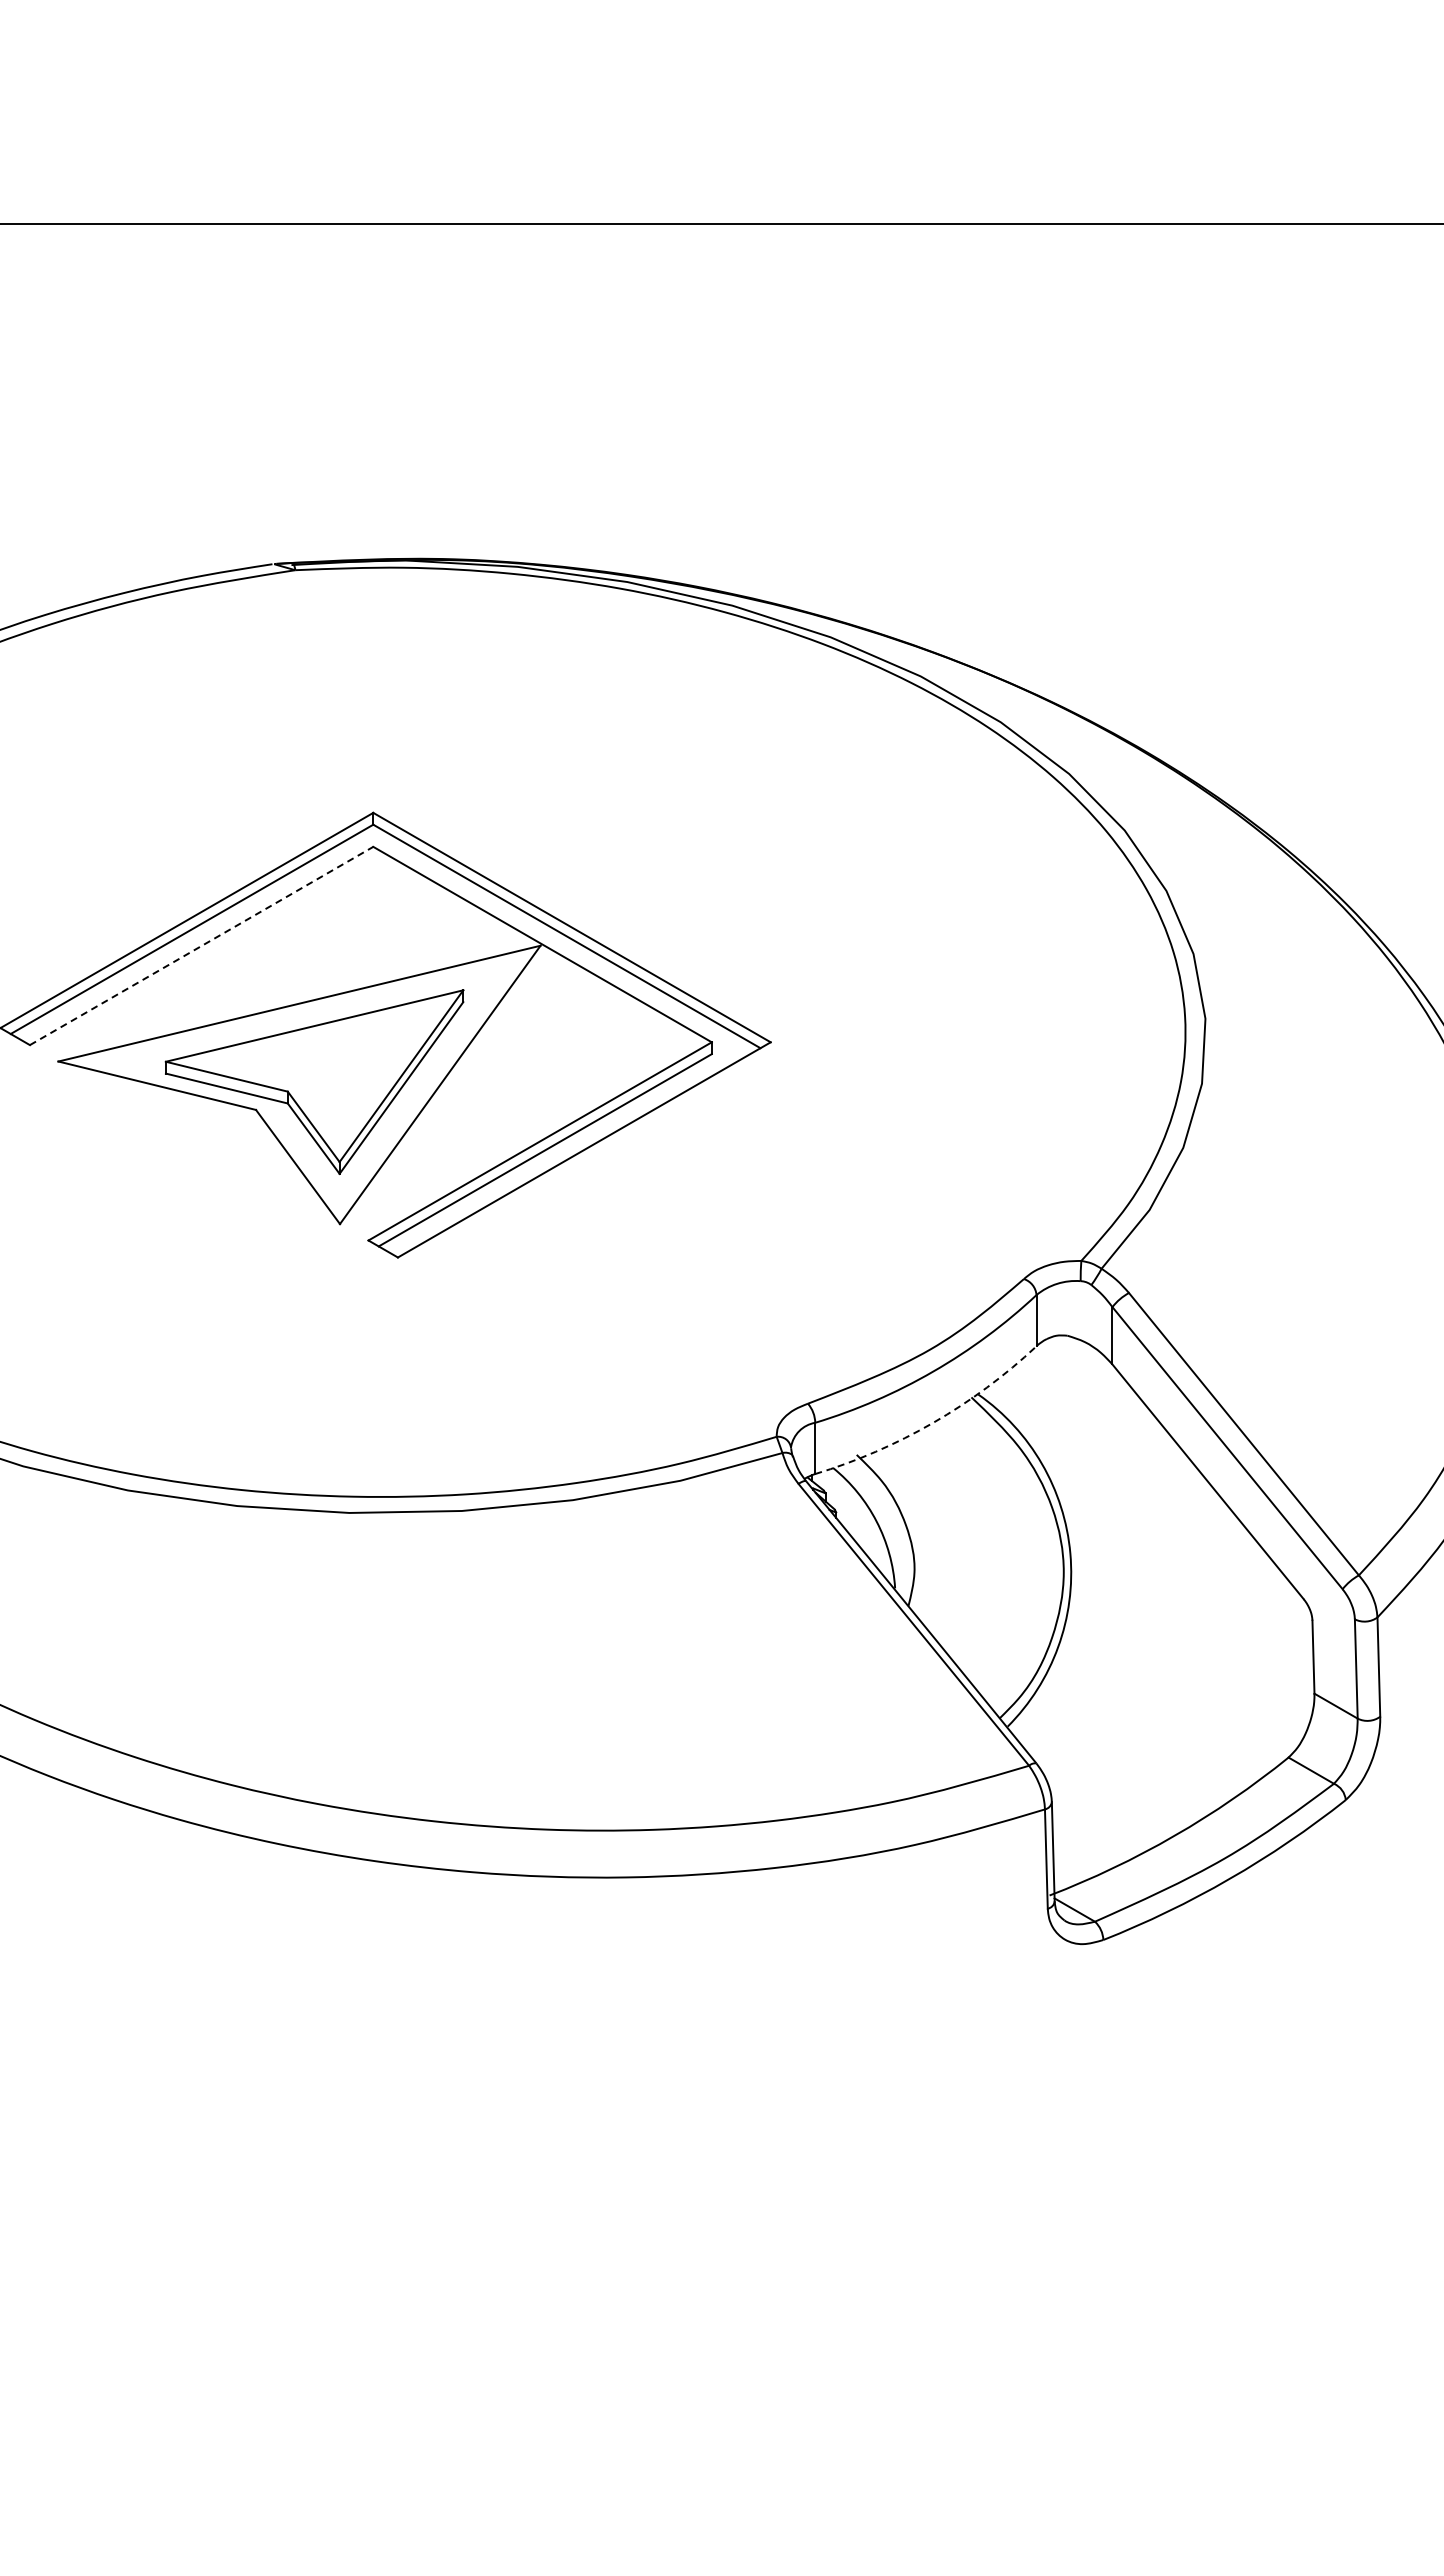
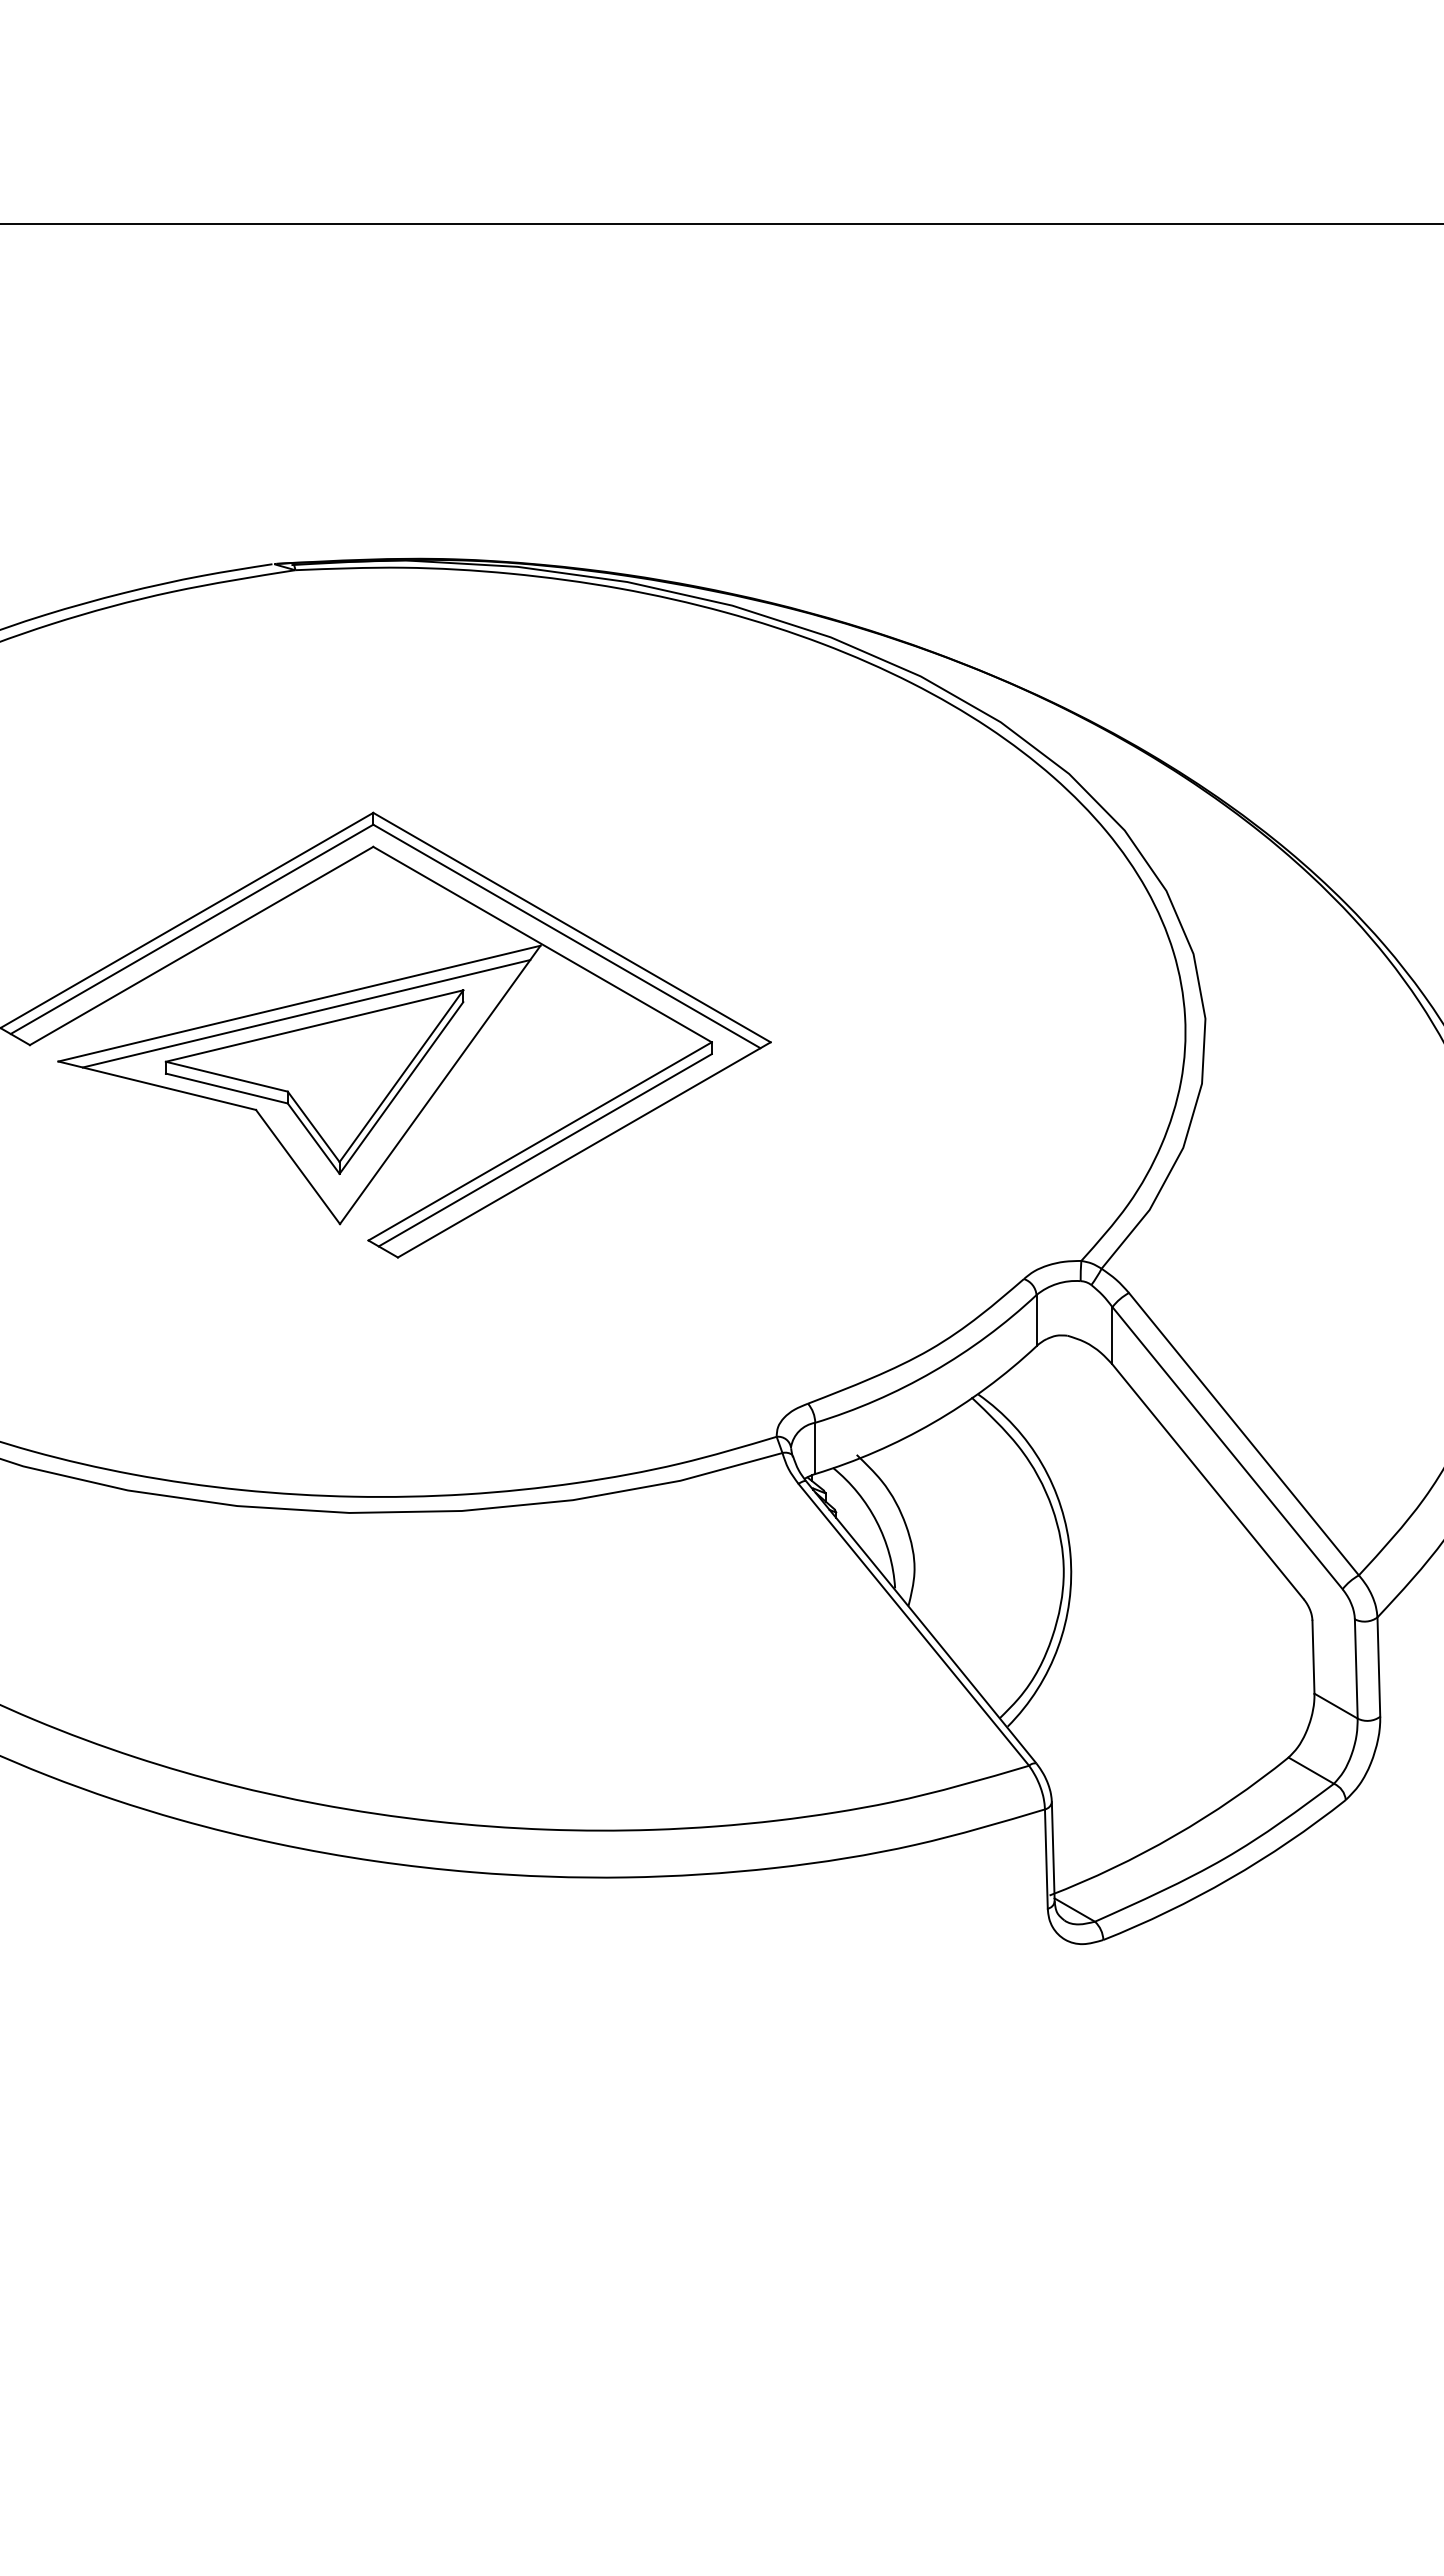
line: dashed -> solid (202, 945)
line: none -> present (306, 1013)
arc: dashed -> solid (933, 1422)
